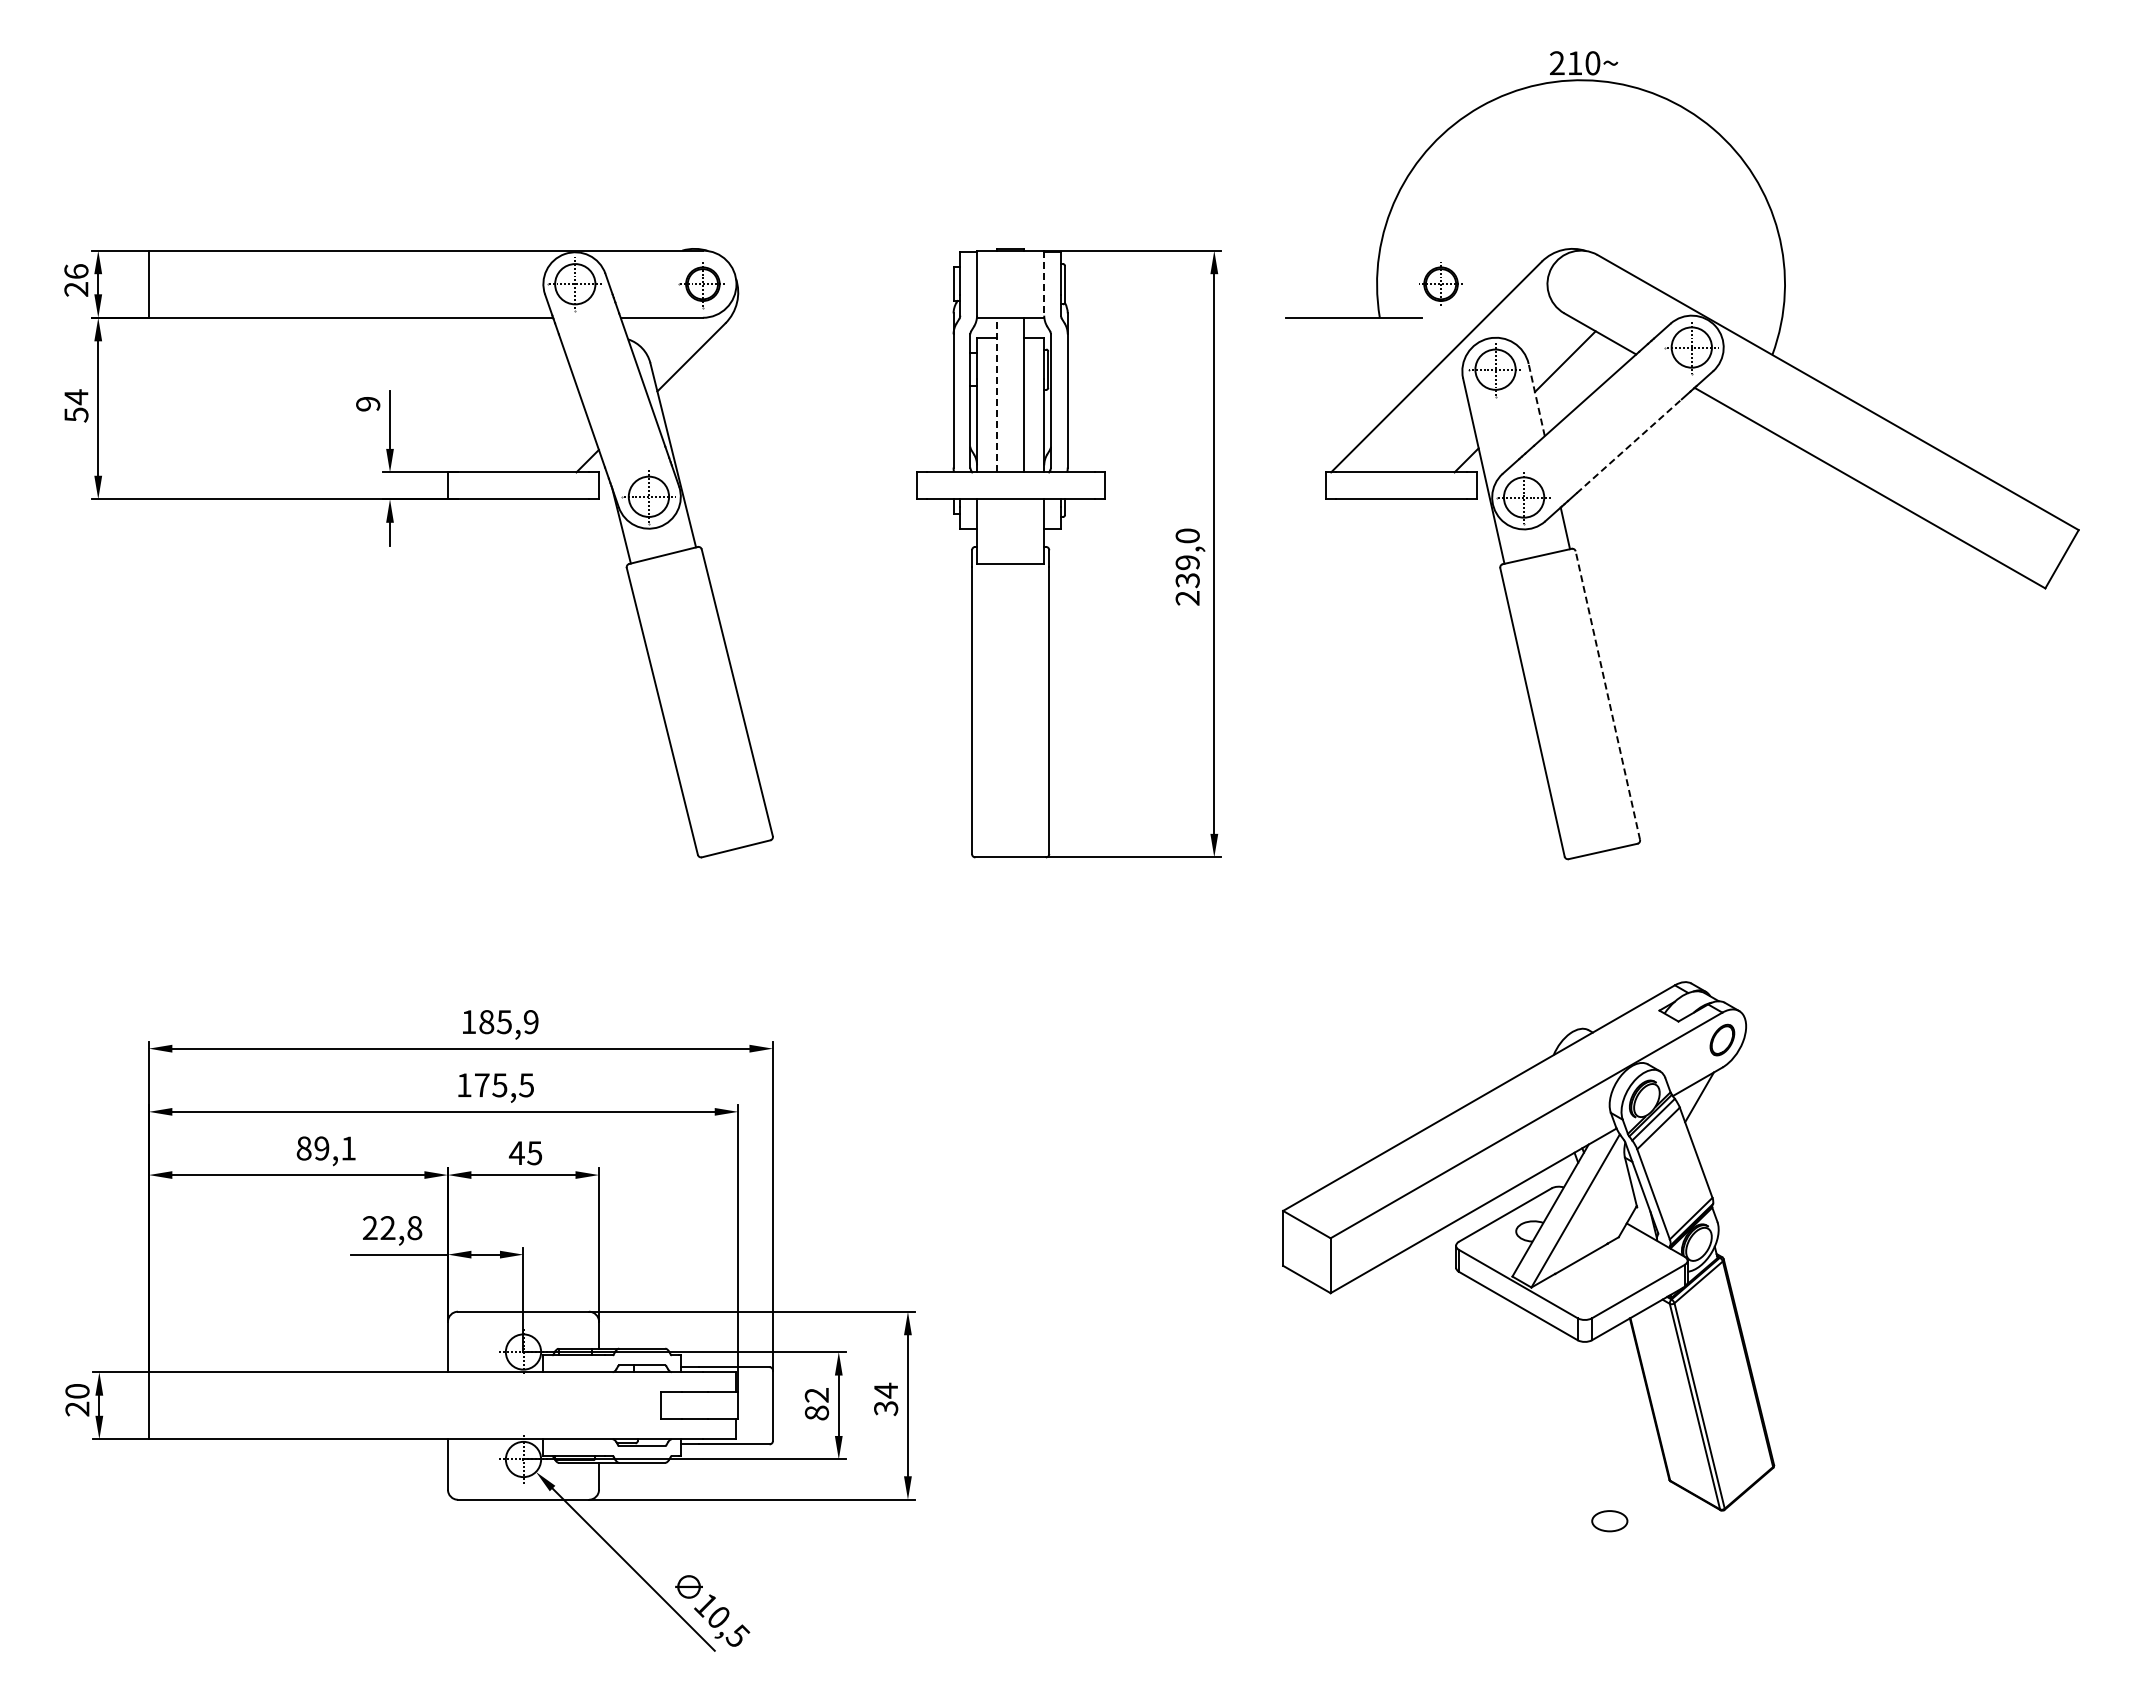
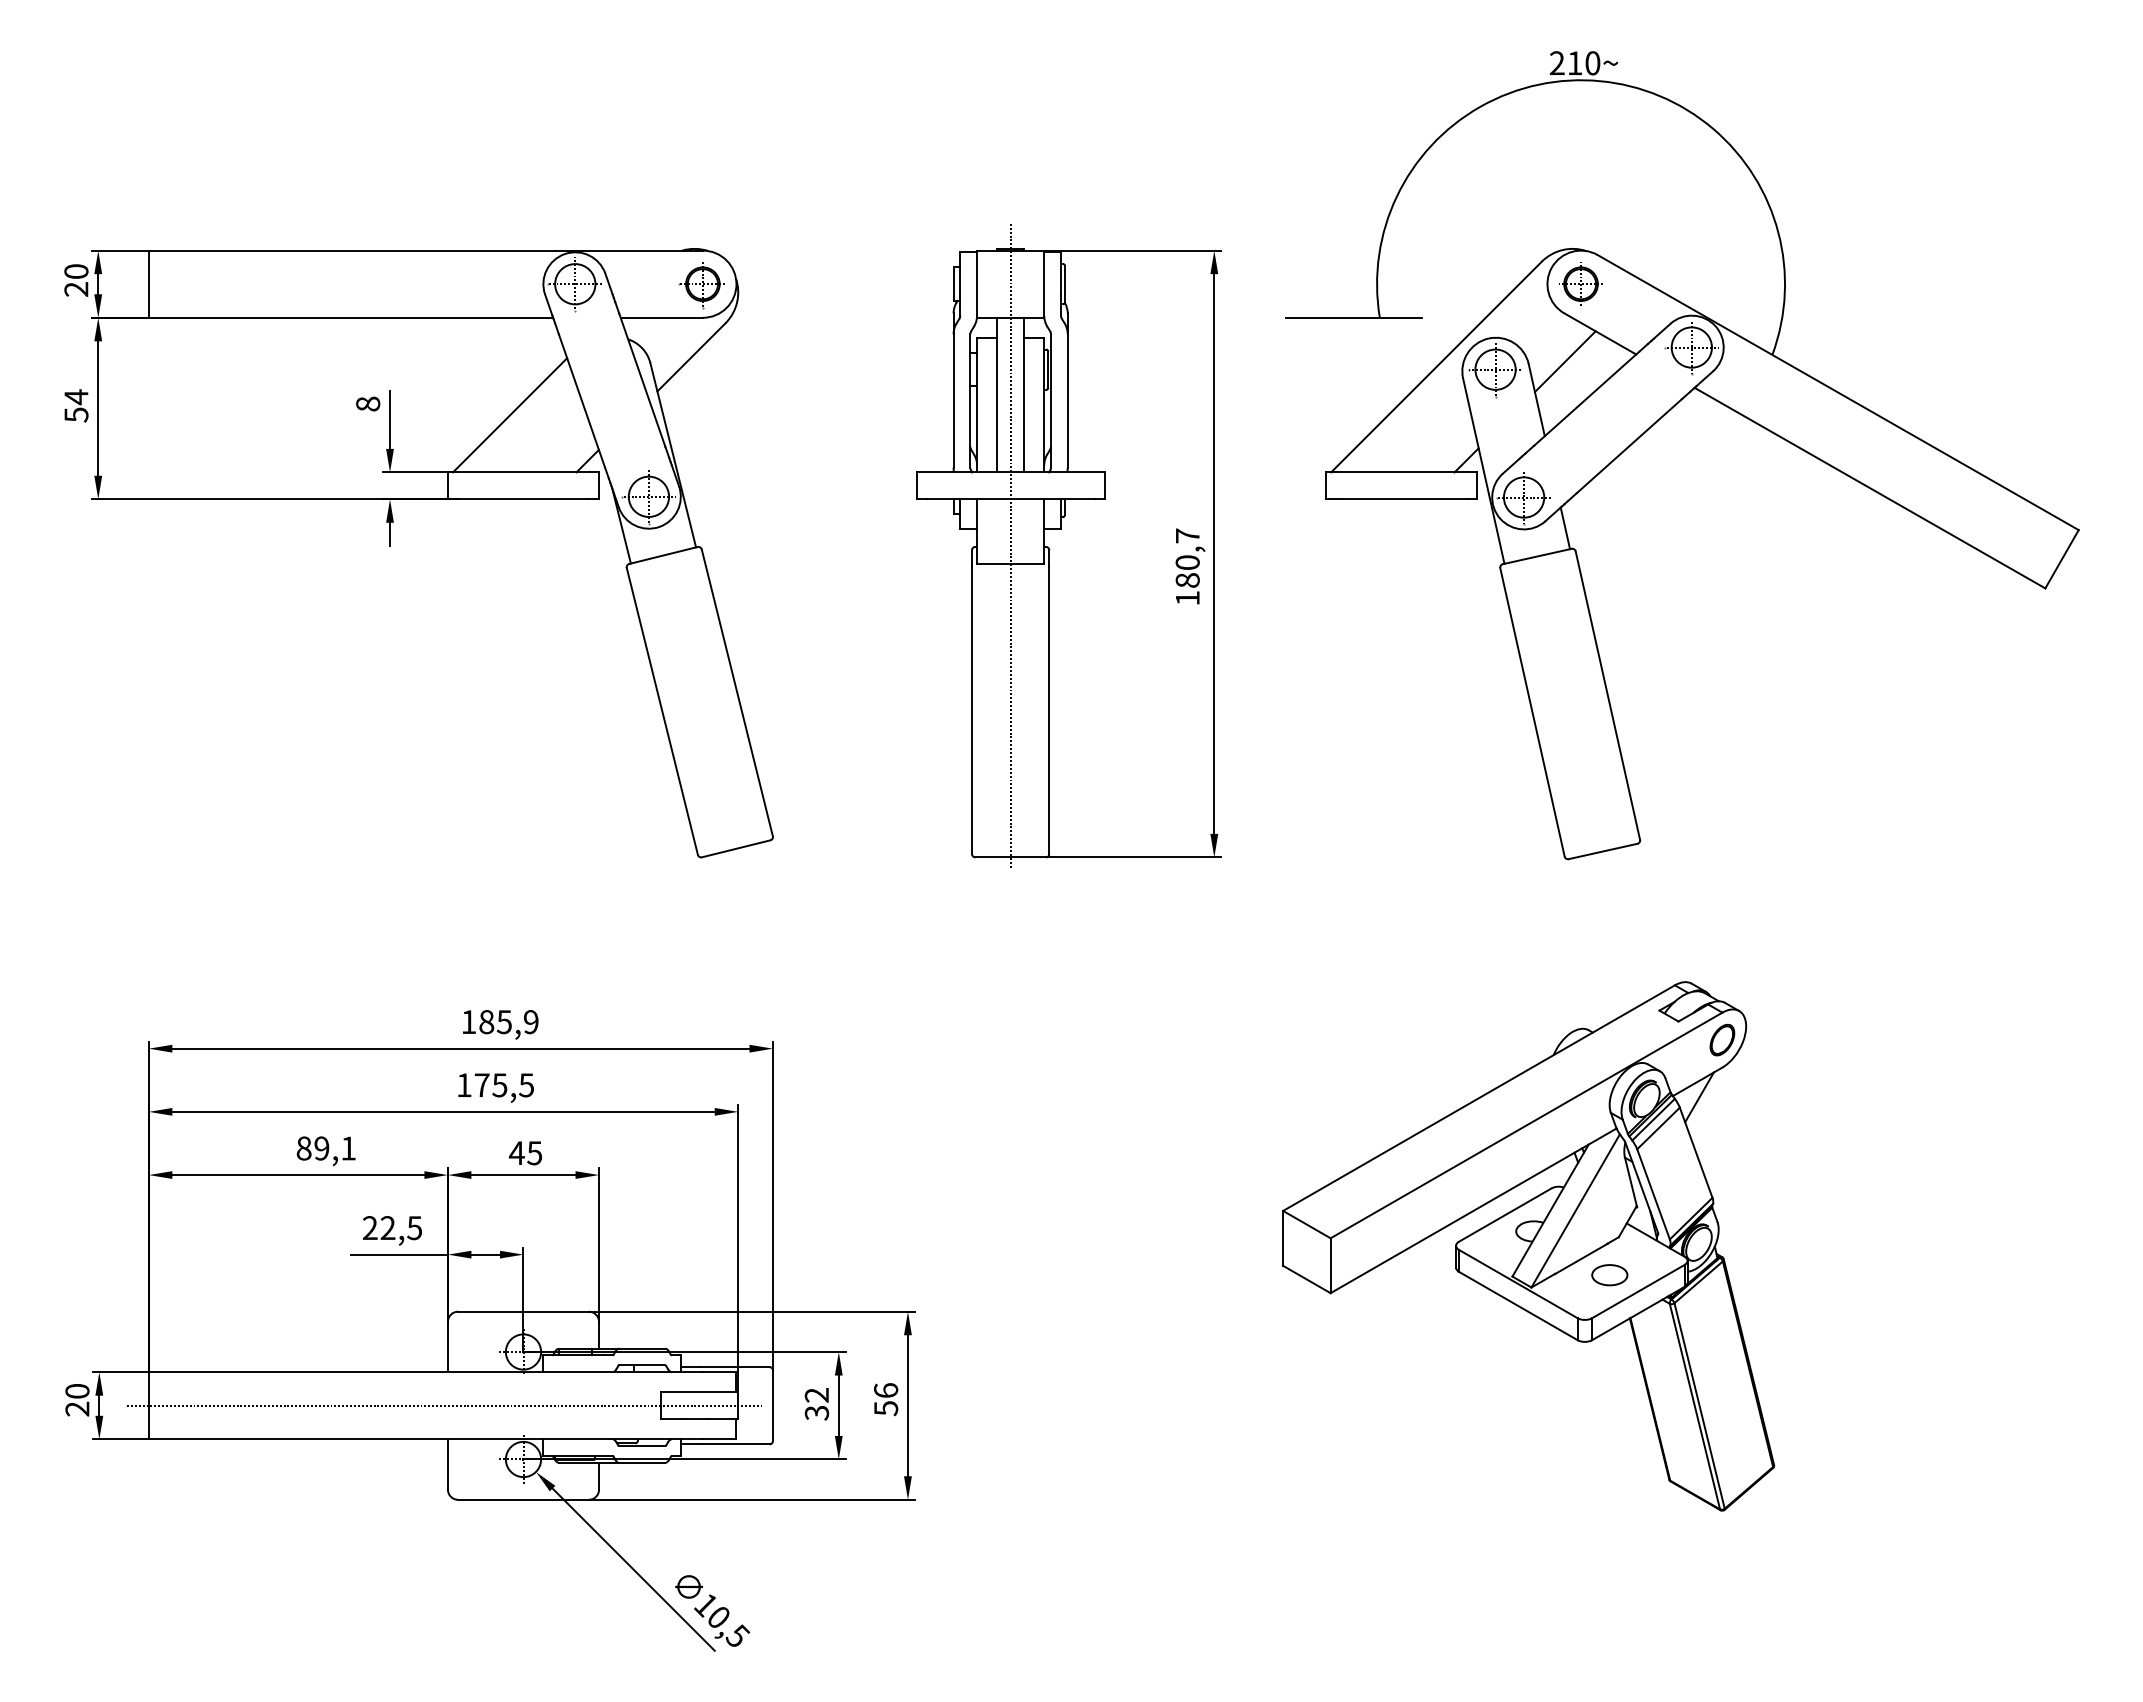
text: 26 -> 20 (76, 271)
part position: (1440, 283) -> (1580, 283) (1580, 283)
line: dashed -> solid (1044, 284)
line: dashed -> solid (997, 394)
line: dashed -> solid (1536, 400)
text: 9 -> 8 (368, 403)
line: none -> present (509, 415)
line: dashed -> solid (1629, 446)
line: none -> present (1010, 546)
text: 239,0 -> 180,7 (1187, 566)
line: dashed -> solid (1607, 695)
text: 22,8 -> 22,5 (414, 1228)
text: 34 -> 56 (886, 1398)
line: none -> present (443, 1405)
text: 82 -> 32 (816, 1412)
part position: (1609, 1521) -> (1609, 1275) (1609, 1275)
